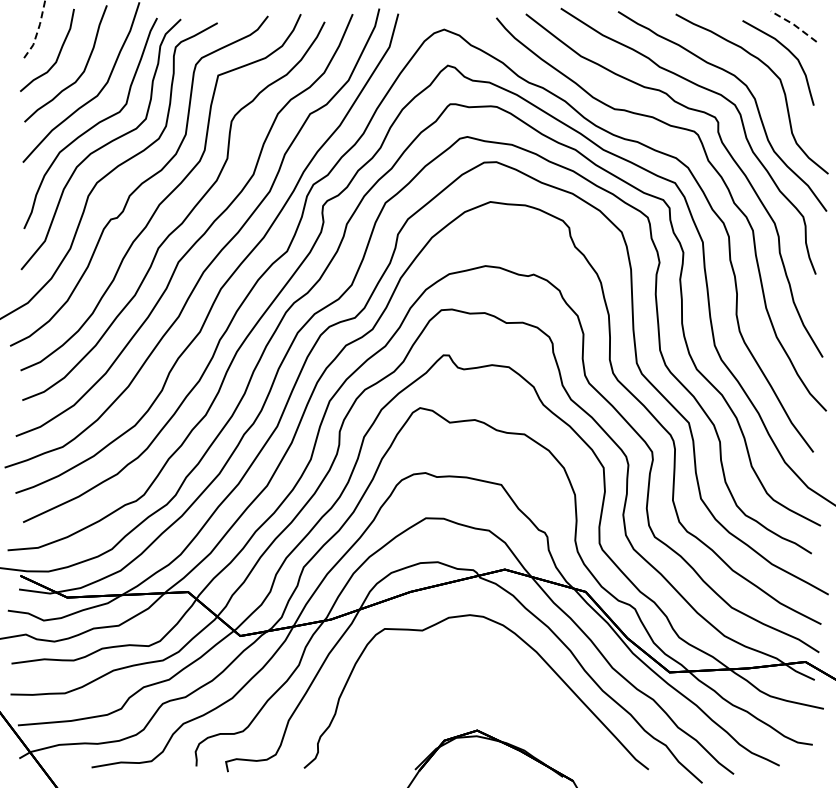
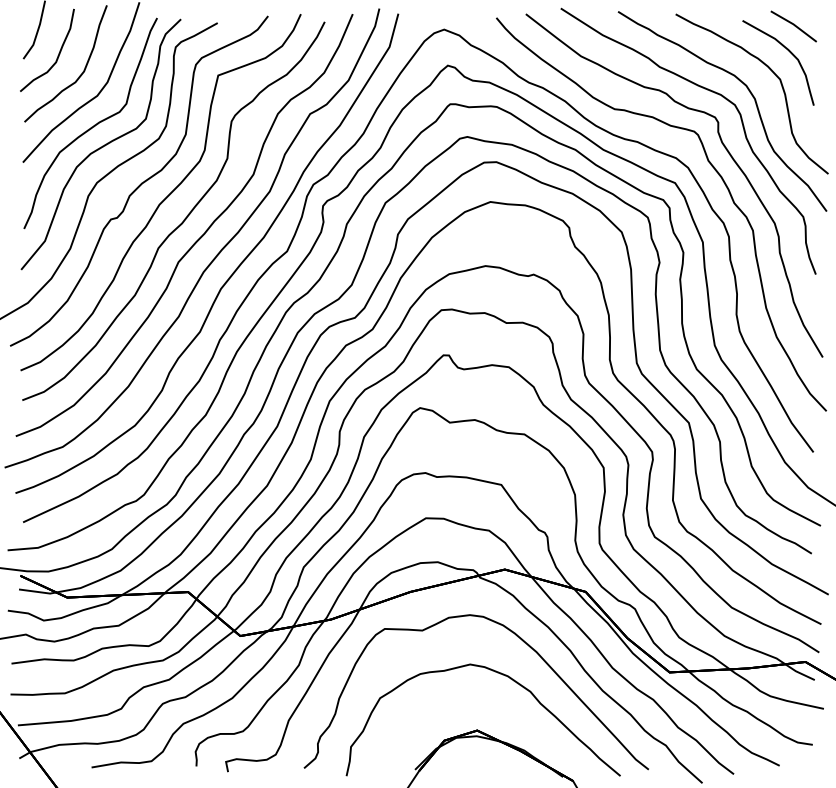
line: dashed -> solid (794, 24)
line: dashed -> solid (37, 31)
curve: none -> present (502, 675)
